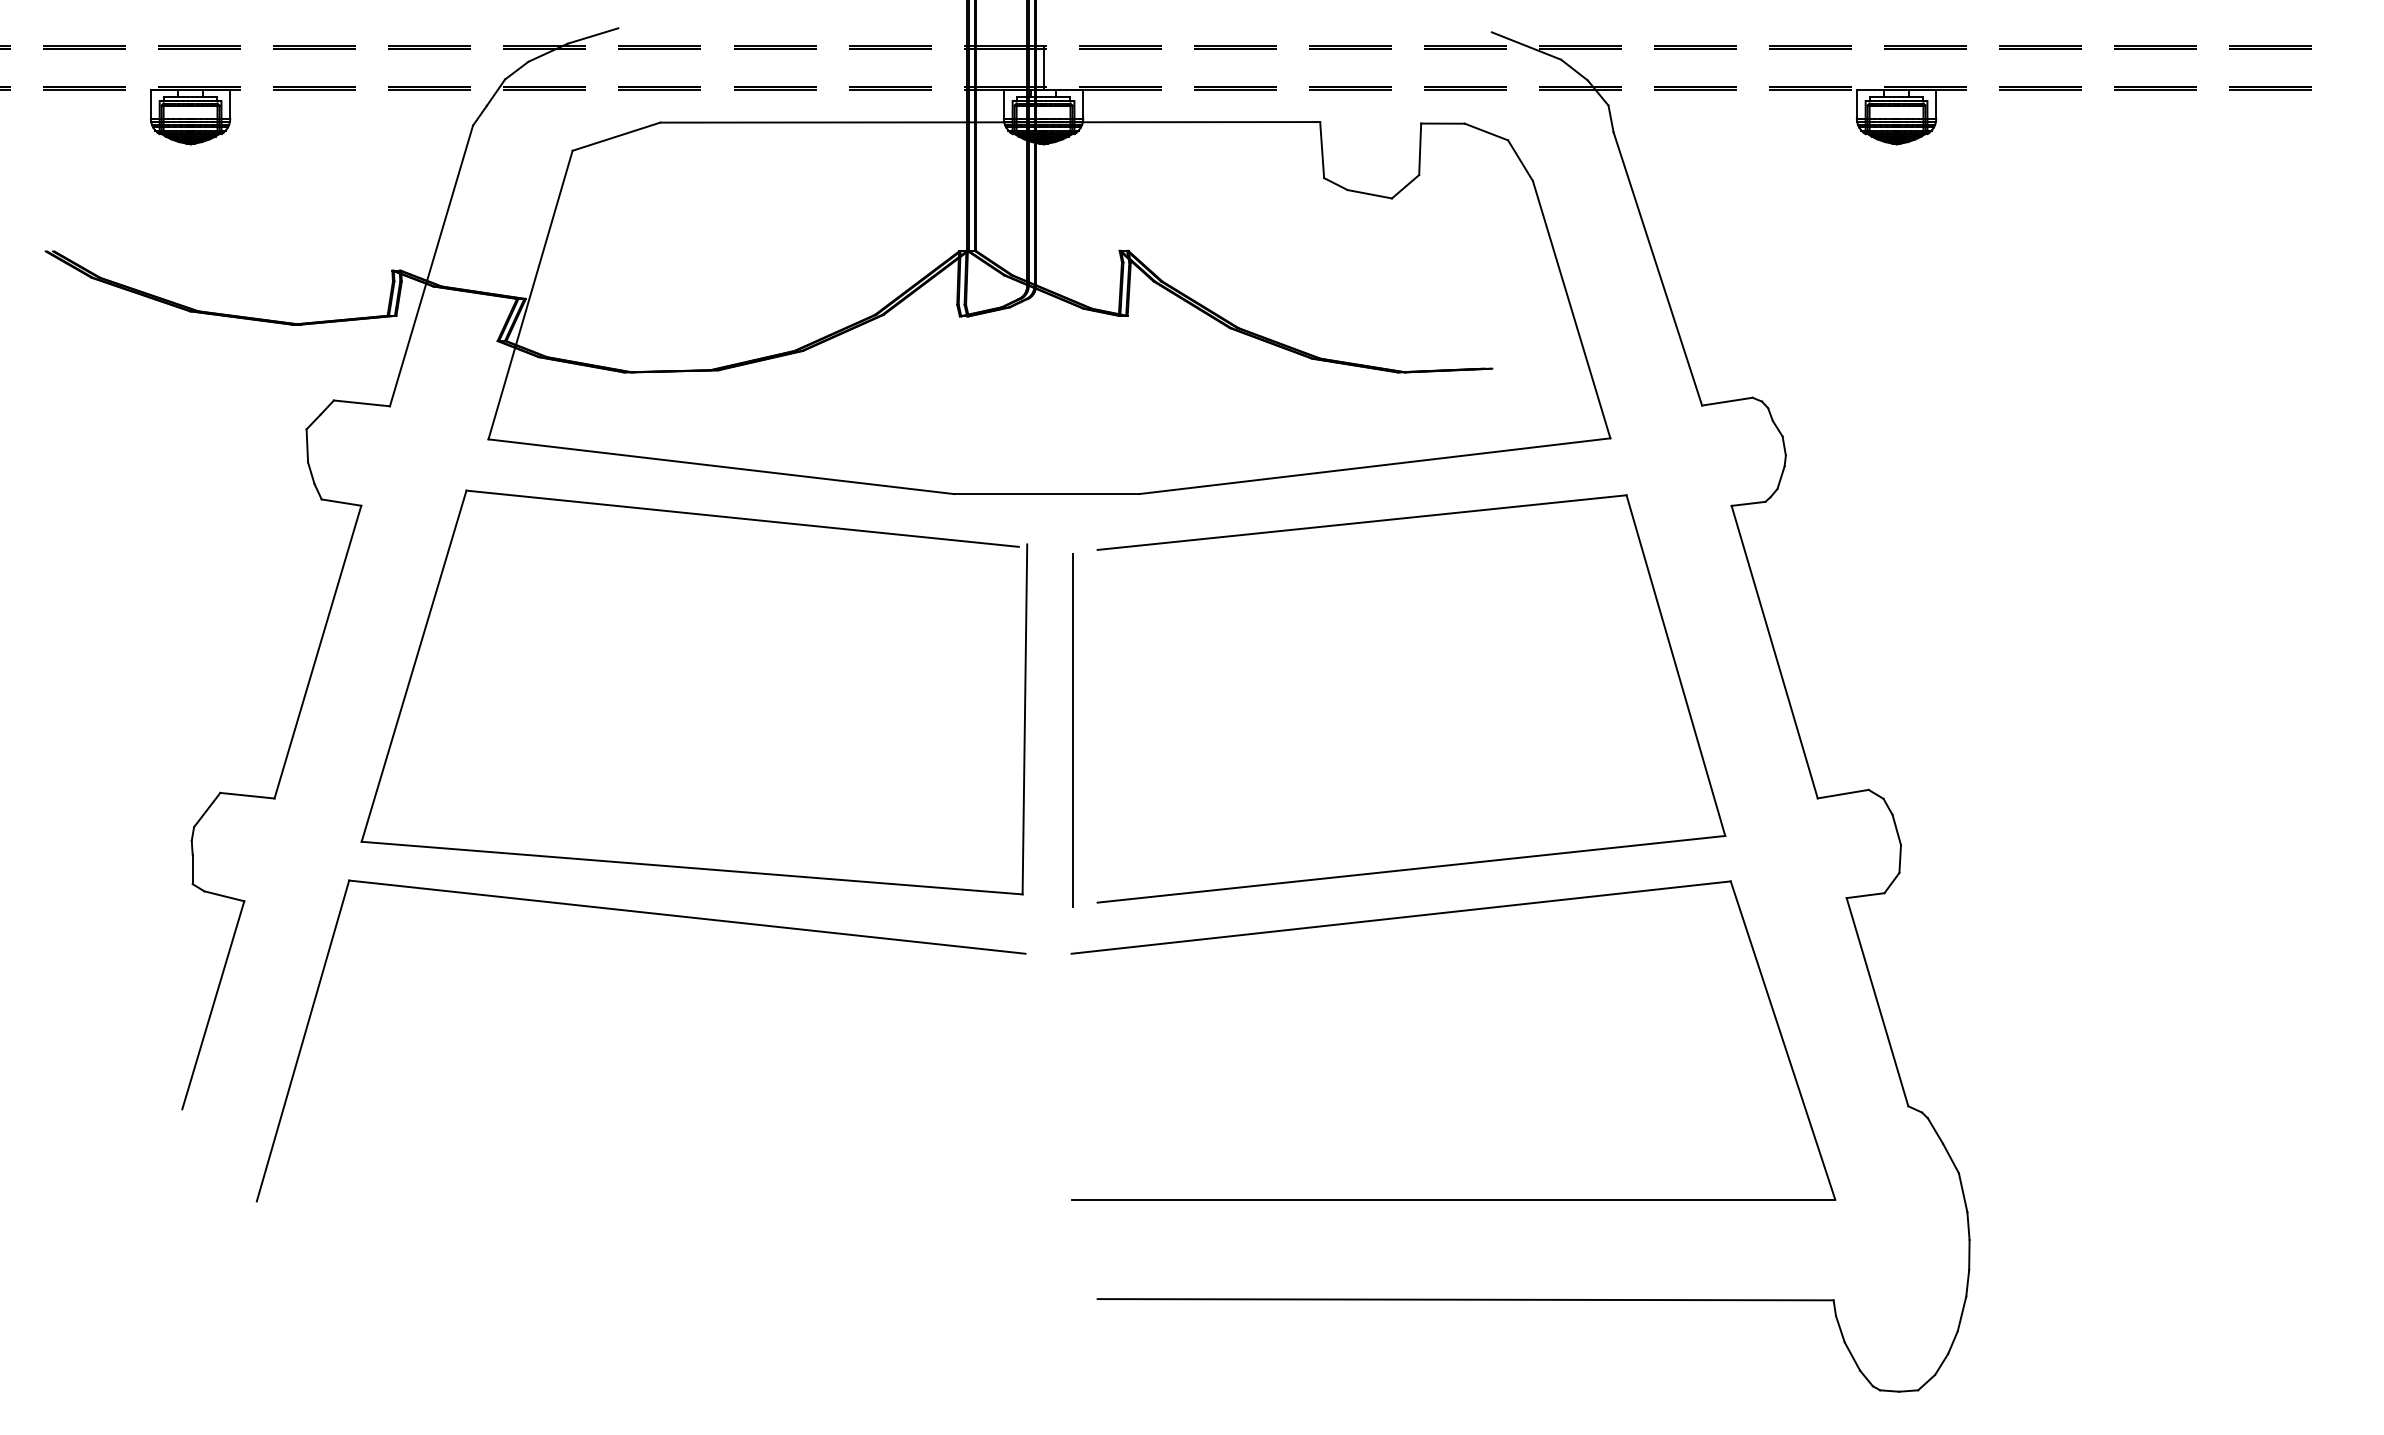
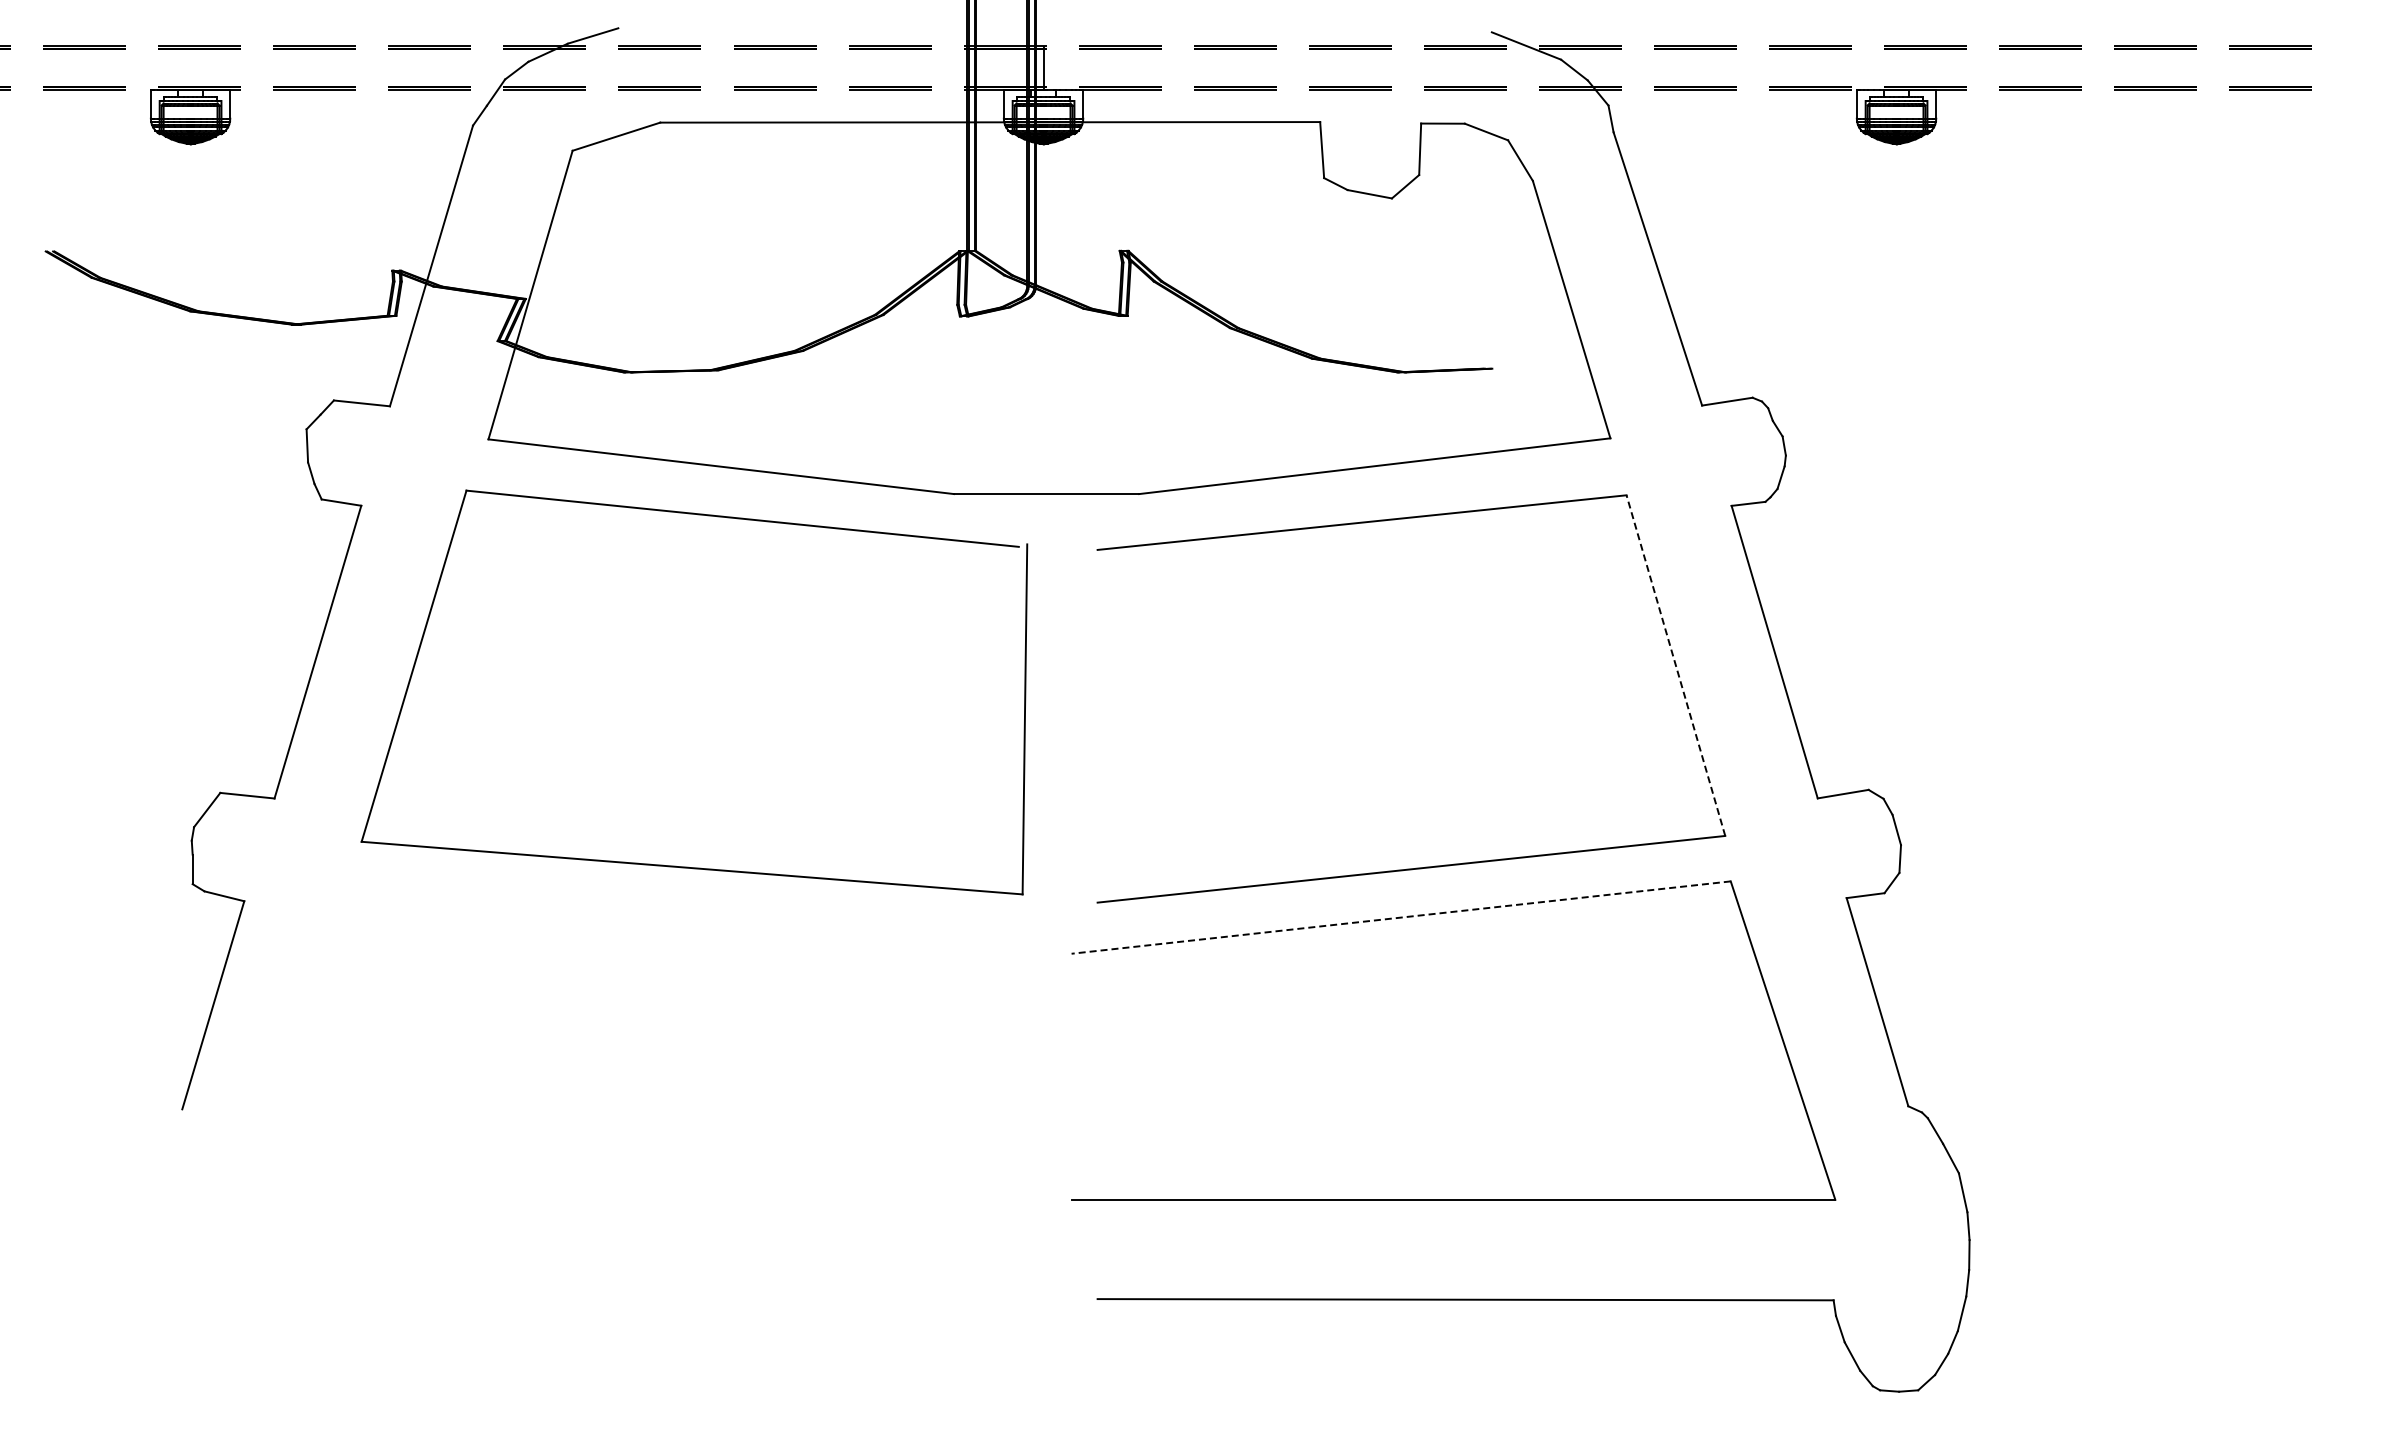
line: solid -> dashed (1675, 665)
line: present -> none (1072, 730)
part: present -> none (650, 914)
line: solid -> dashed (1401, 917)
